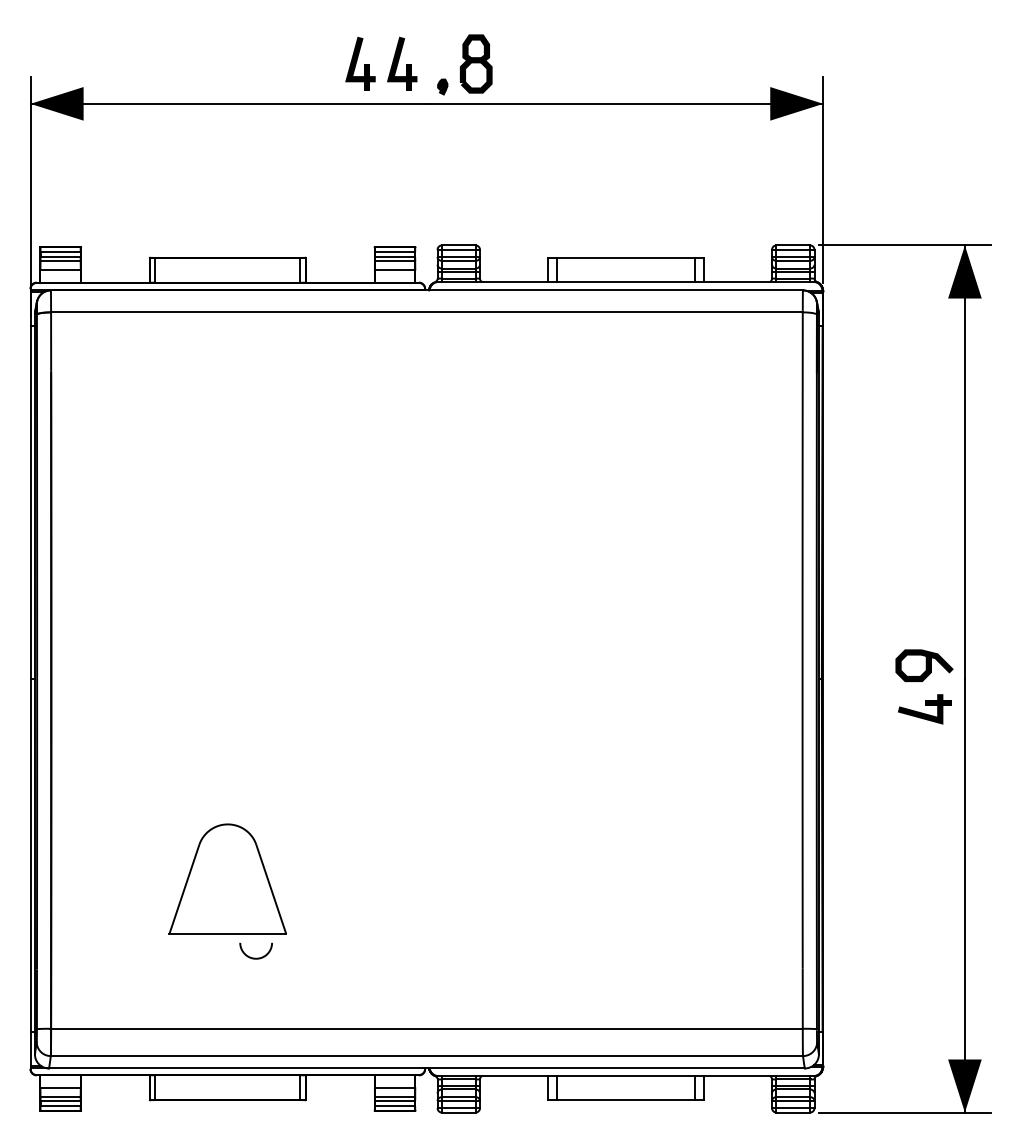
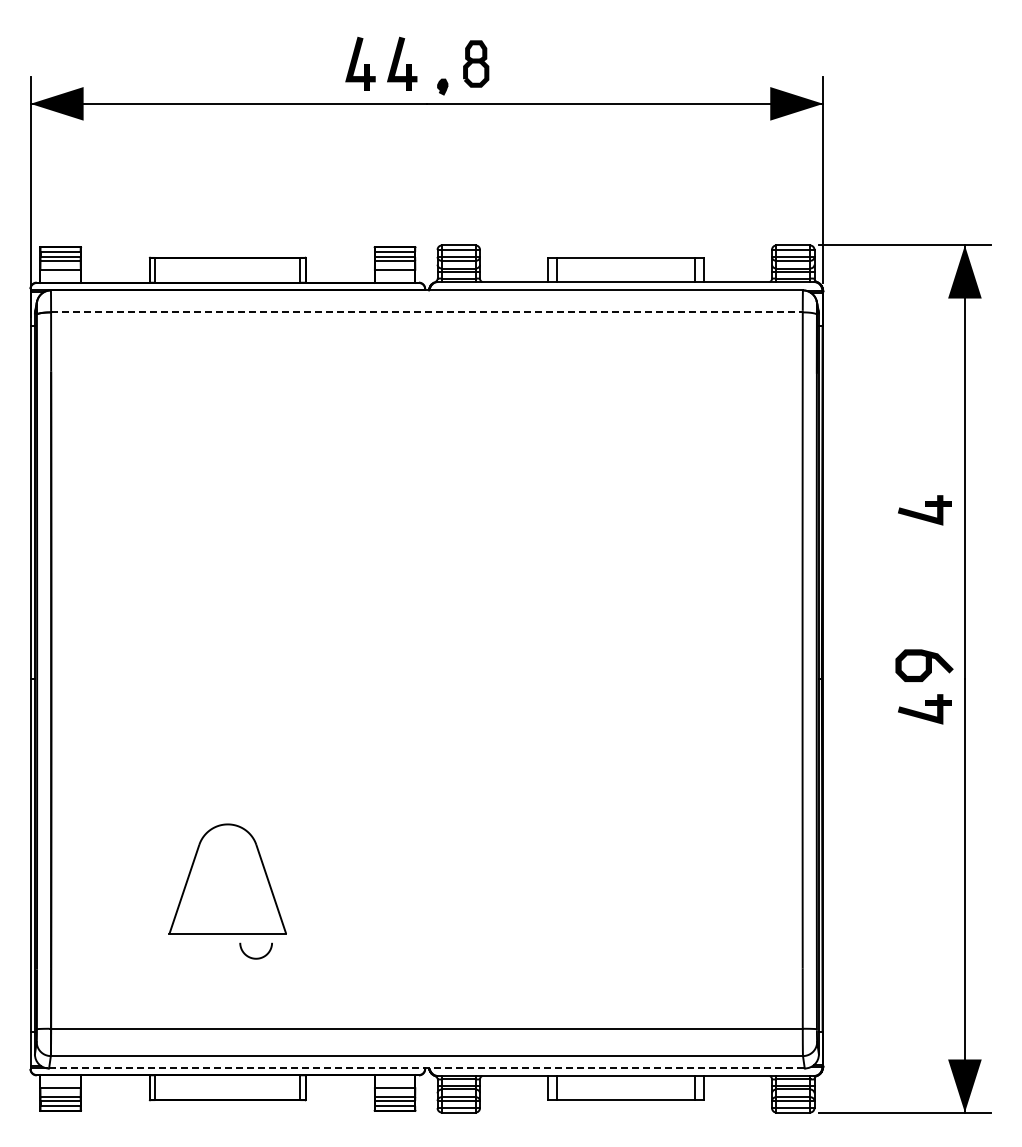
part size: 34x60 px -> 27x48 px (476, 63)
line: solid -> dashed (426, 312)
part: none -> present (924, 510)
line: solid -> dashed (426, 1068)
